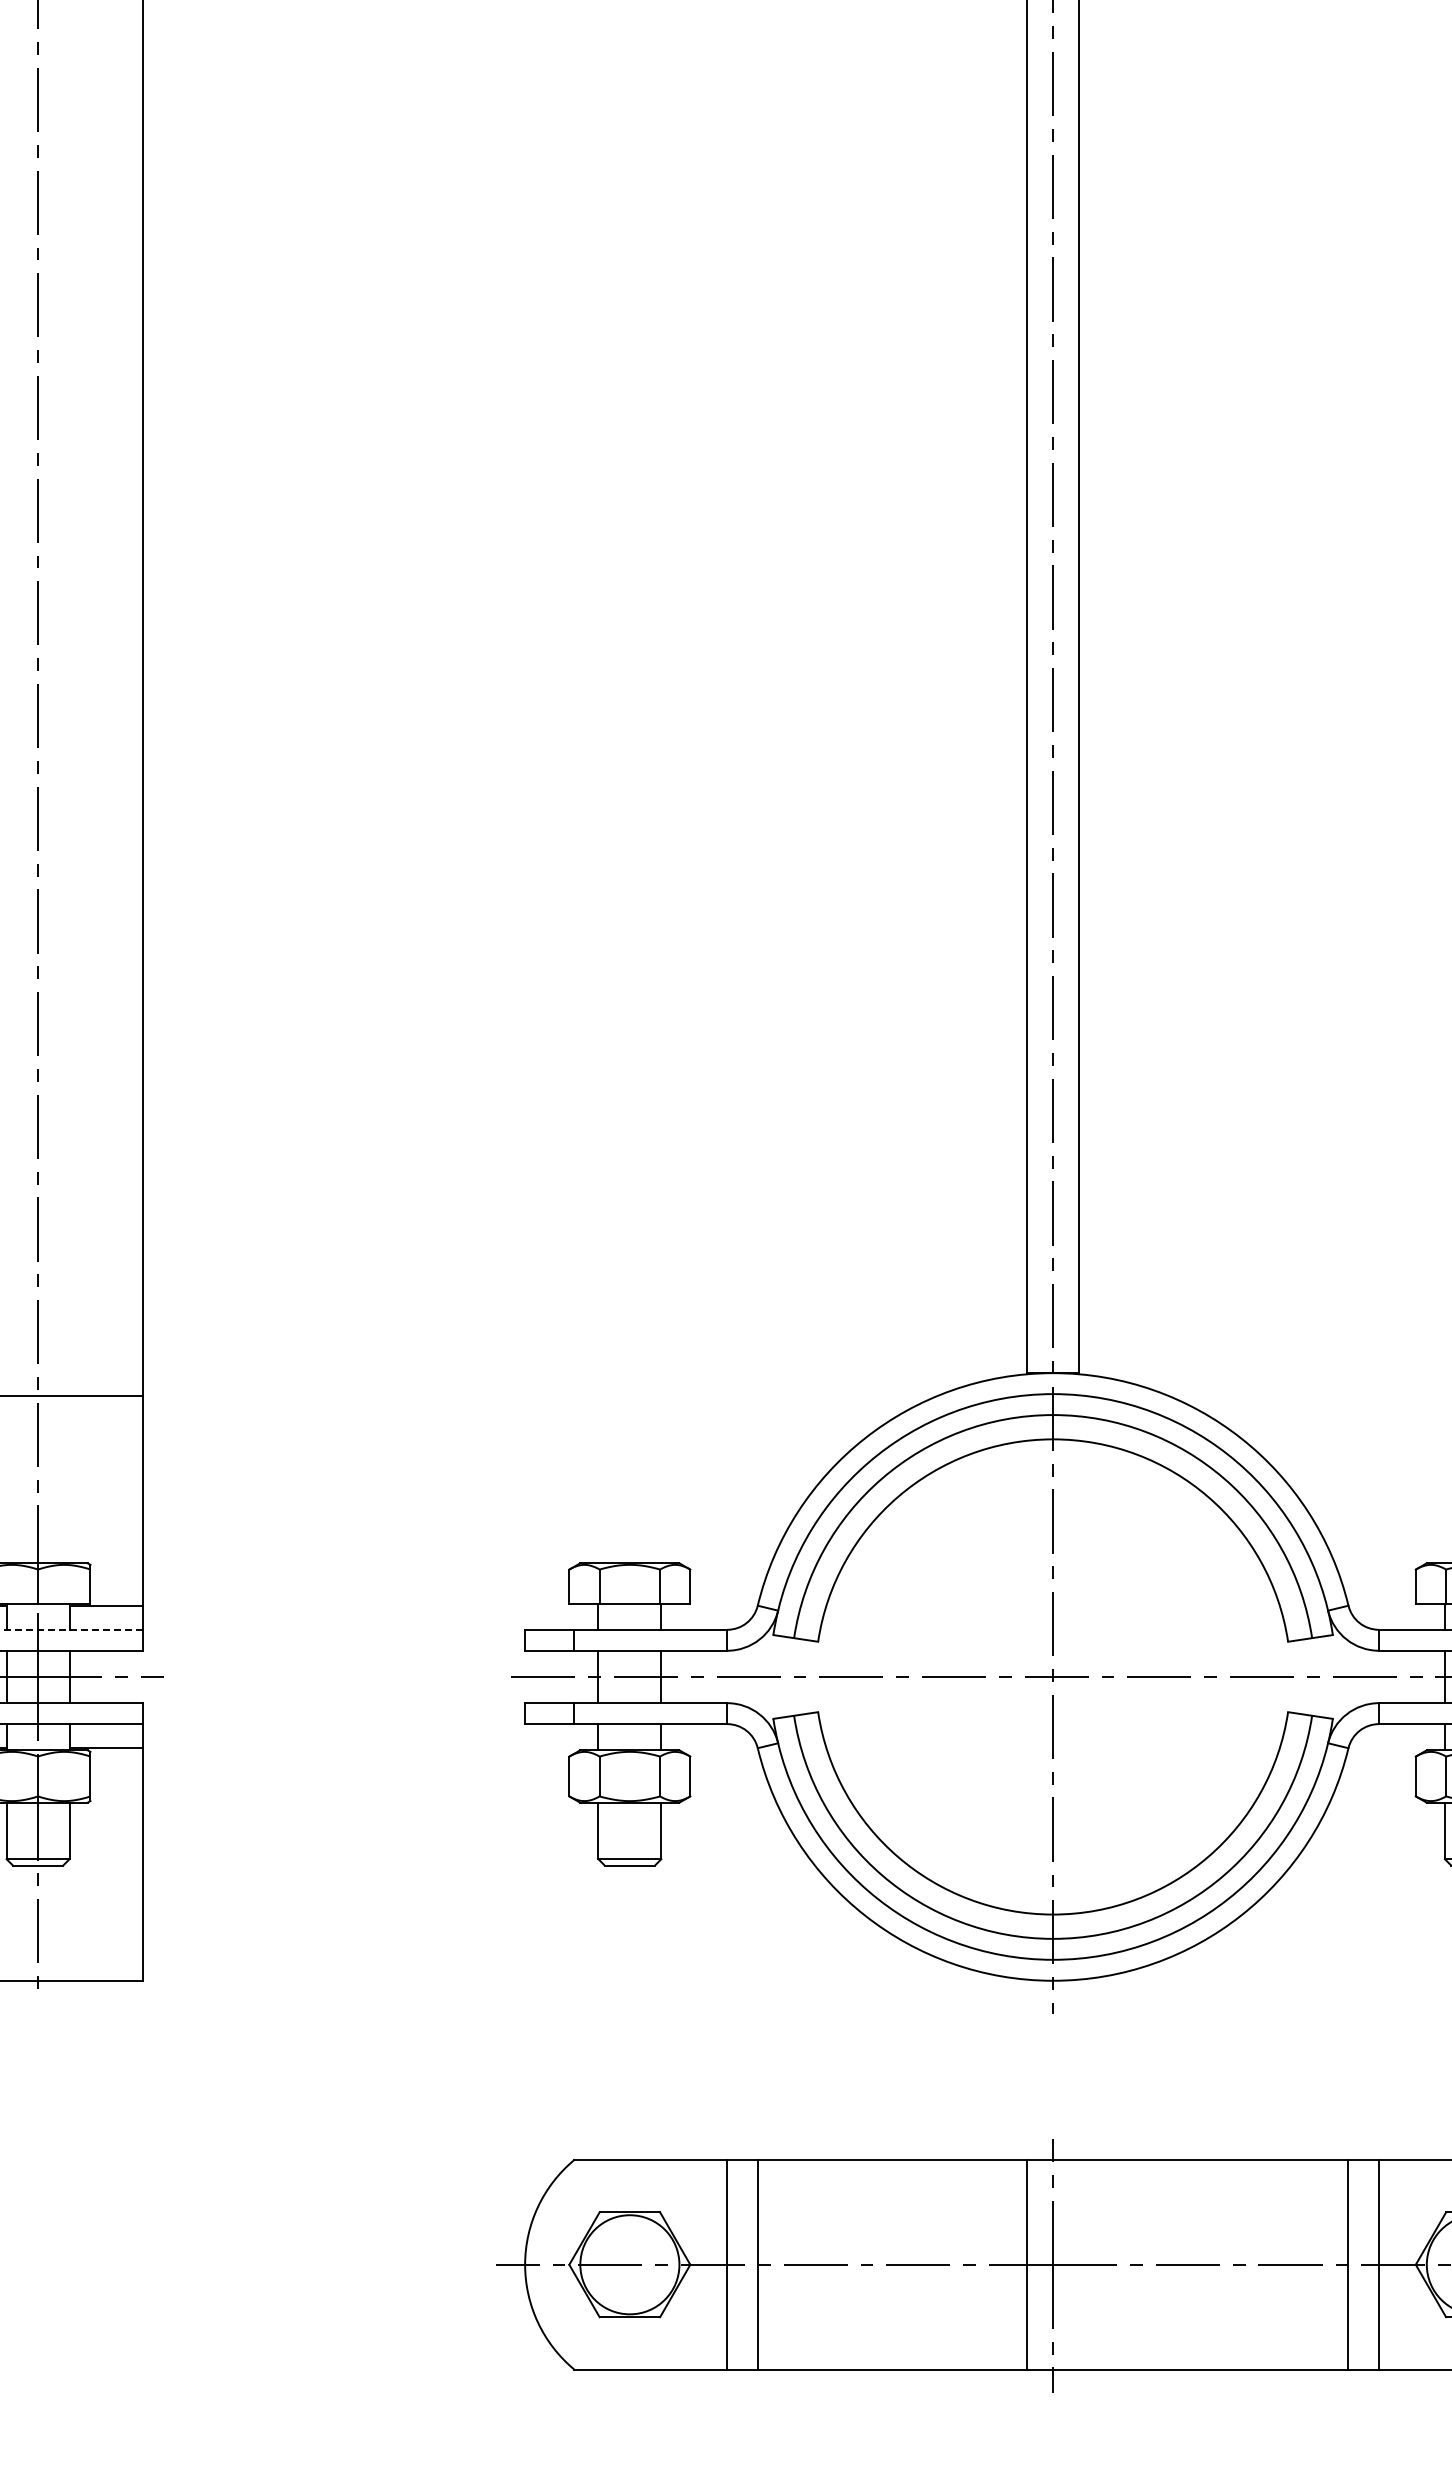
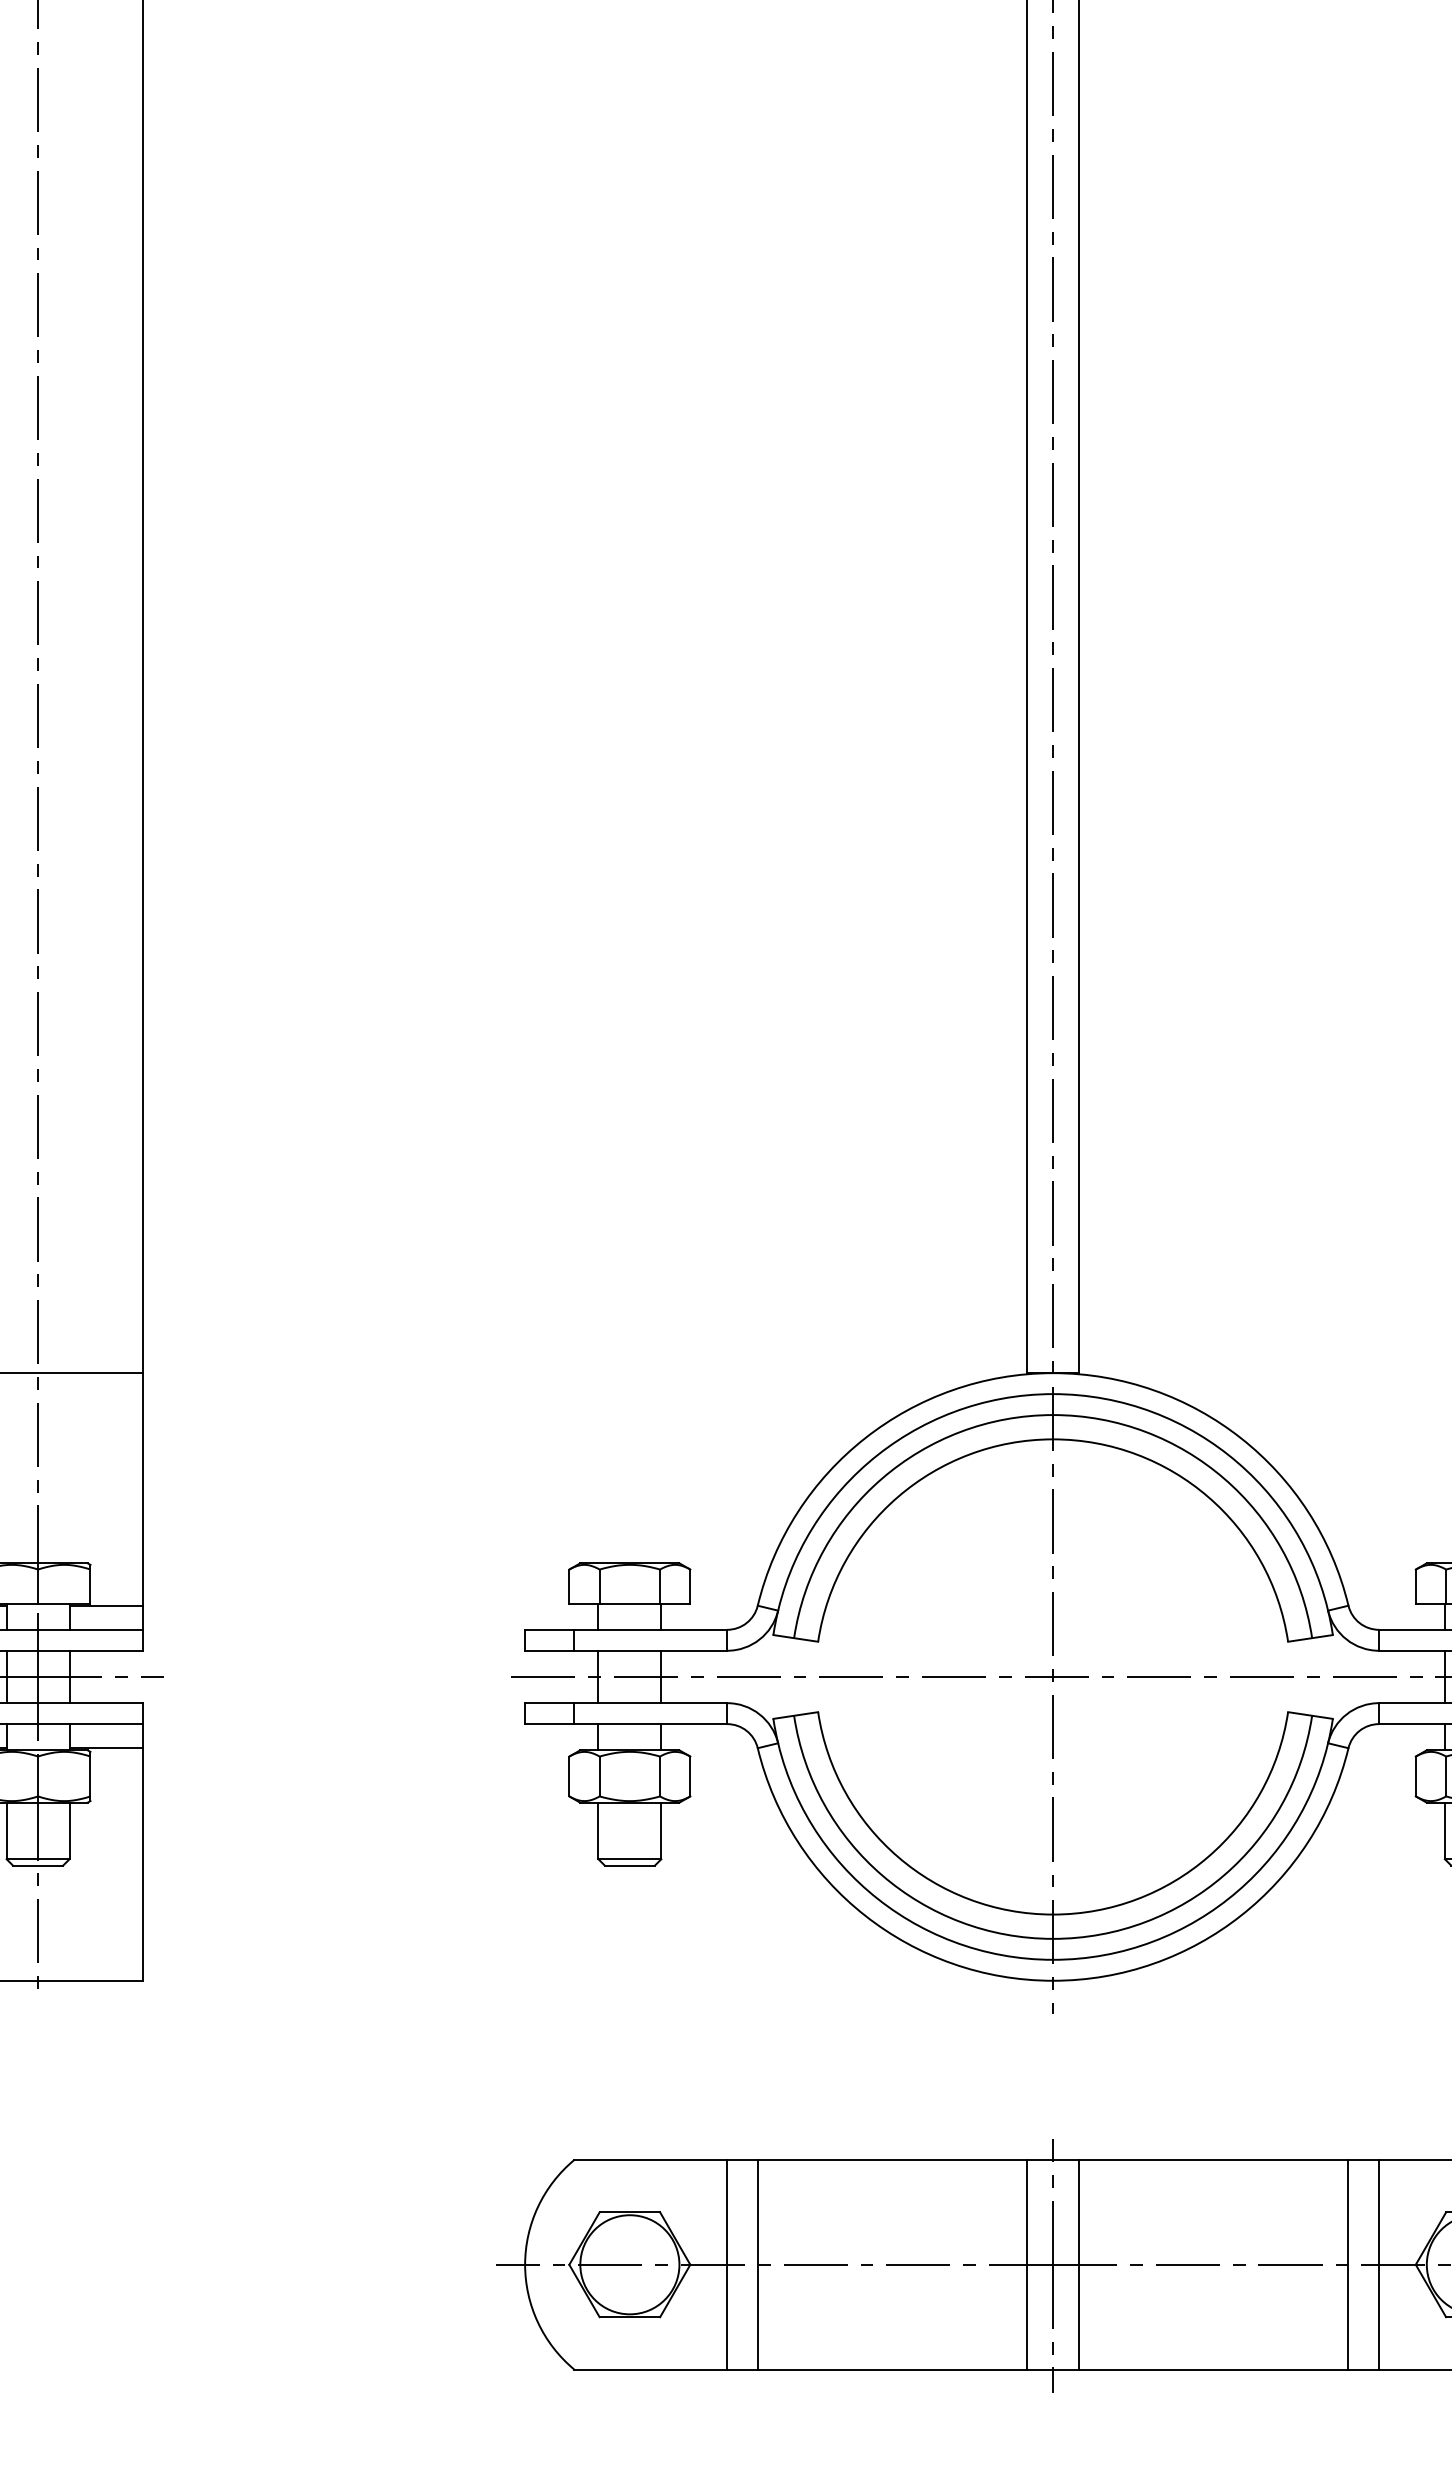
line position: (72, 1396) -> (72, 1373) (72, 1373)
line: dashed -> solid (71, 1629)
line: none -> present (1079, 2264)
